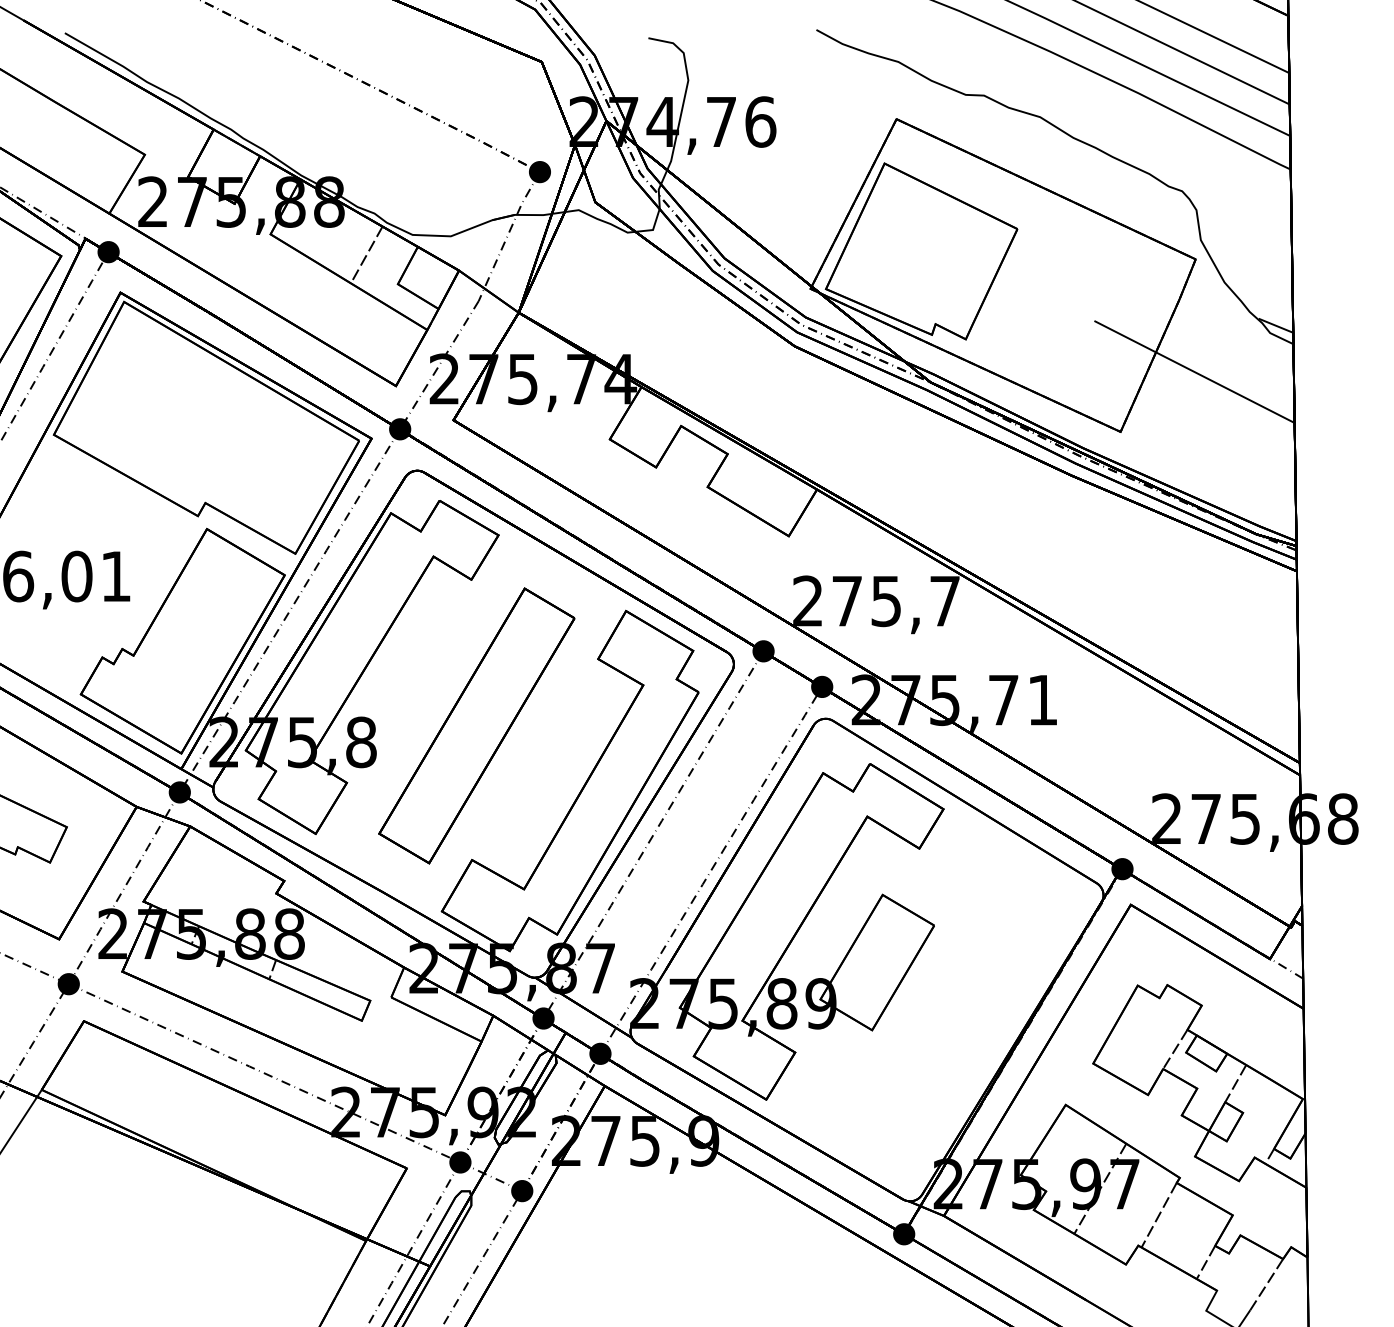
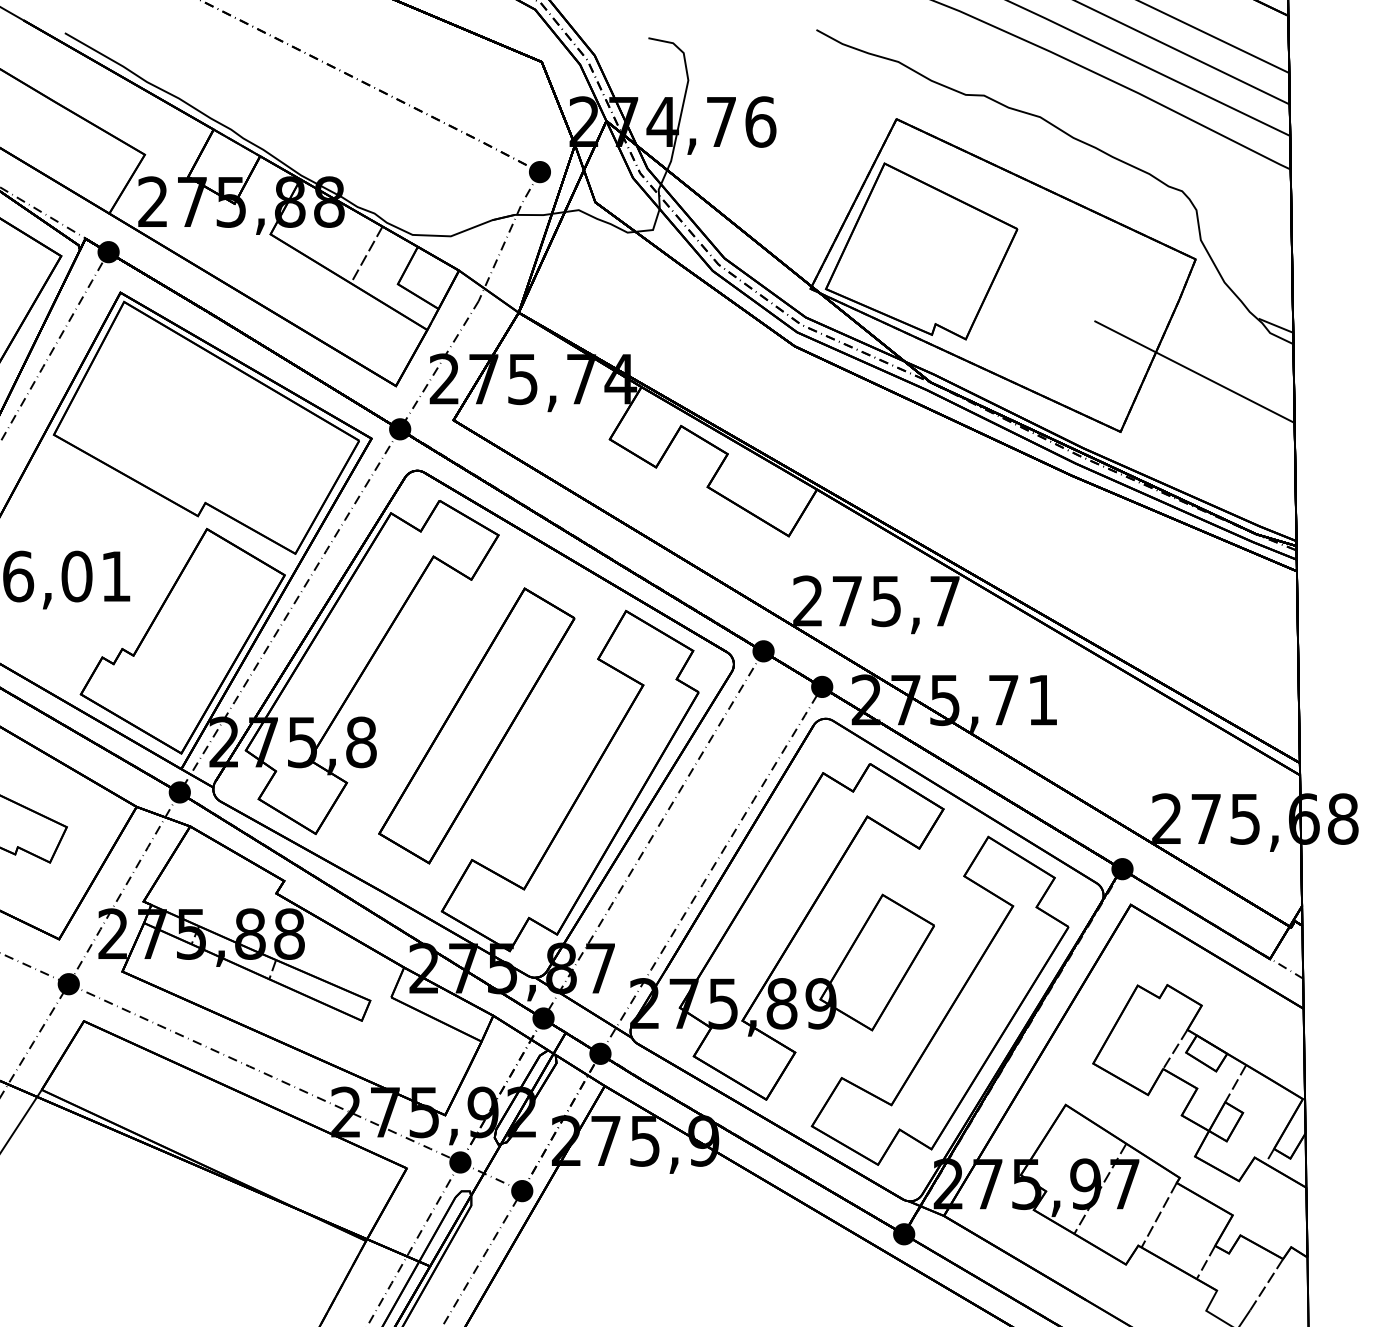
part: none -> present (950, 1006)
